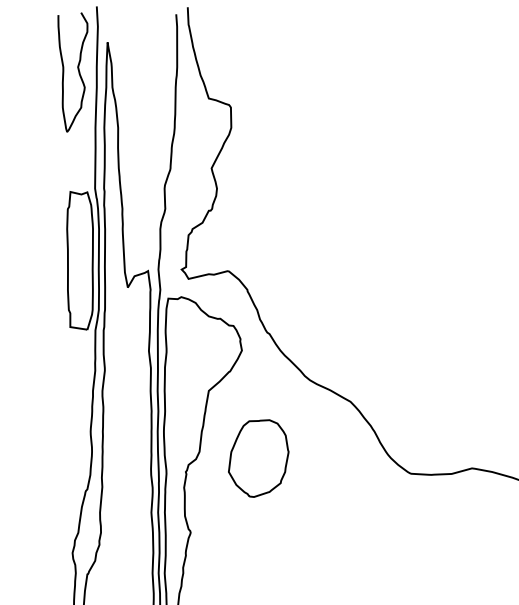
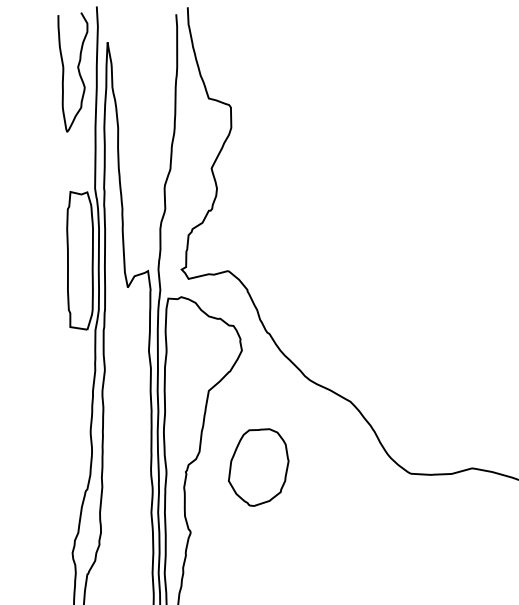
part position: (258, 458) -> (258, 467) (258, 467)
